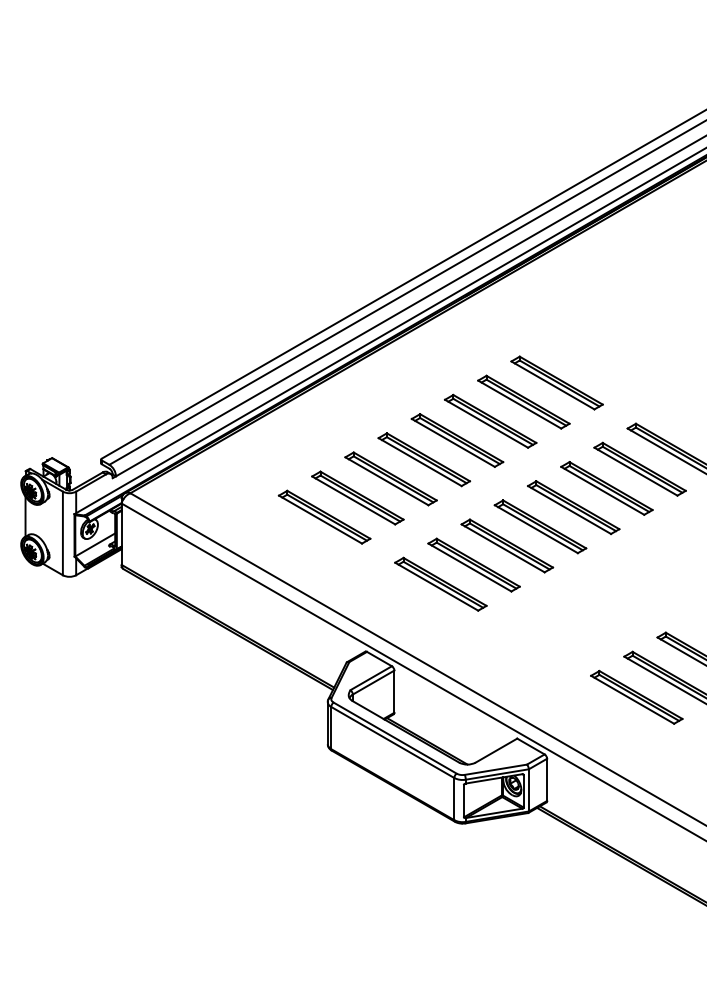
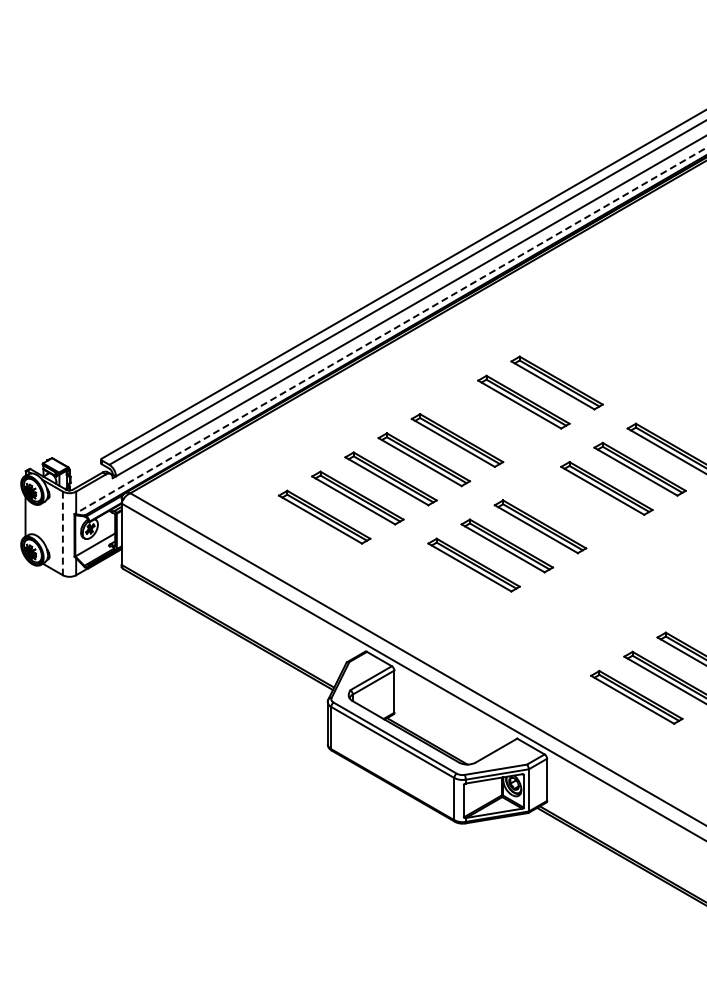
line: solid -> dashed (390, 331)
part: present -> none (490, 420)
part: present -> none (573, 507)
line: solid -> dashed (62, 533)
part: present -> none (440, 583)
